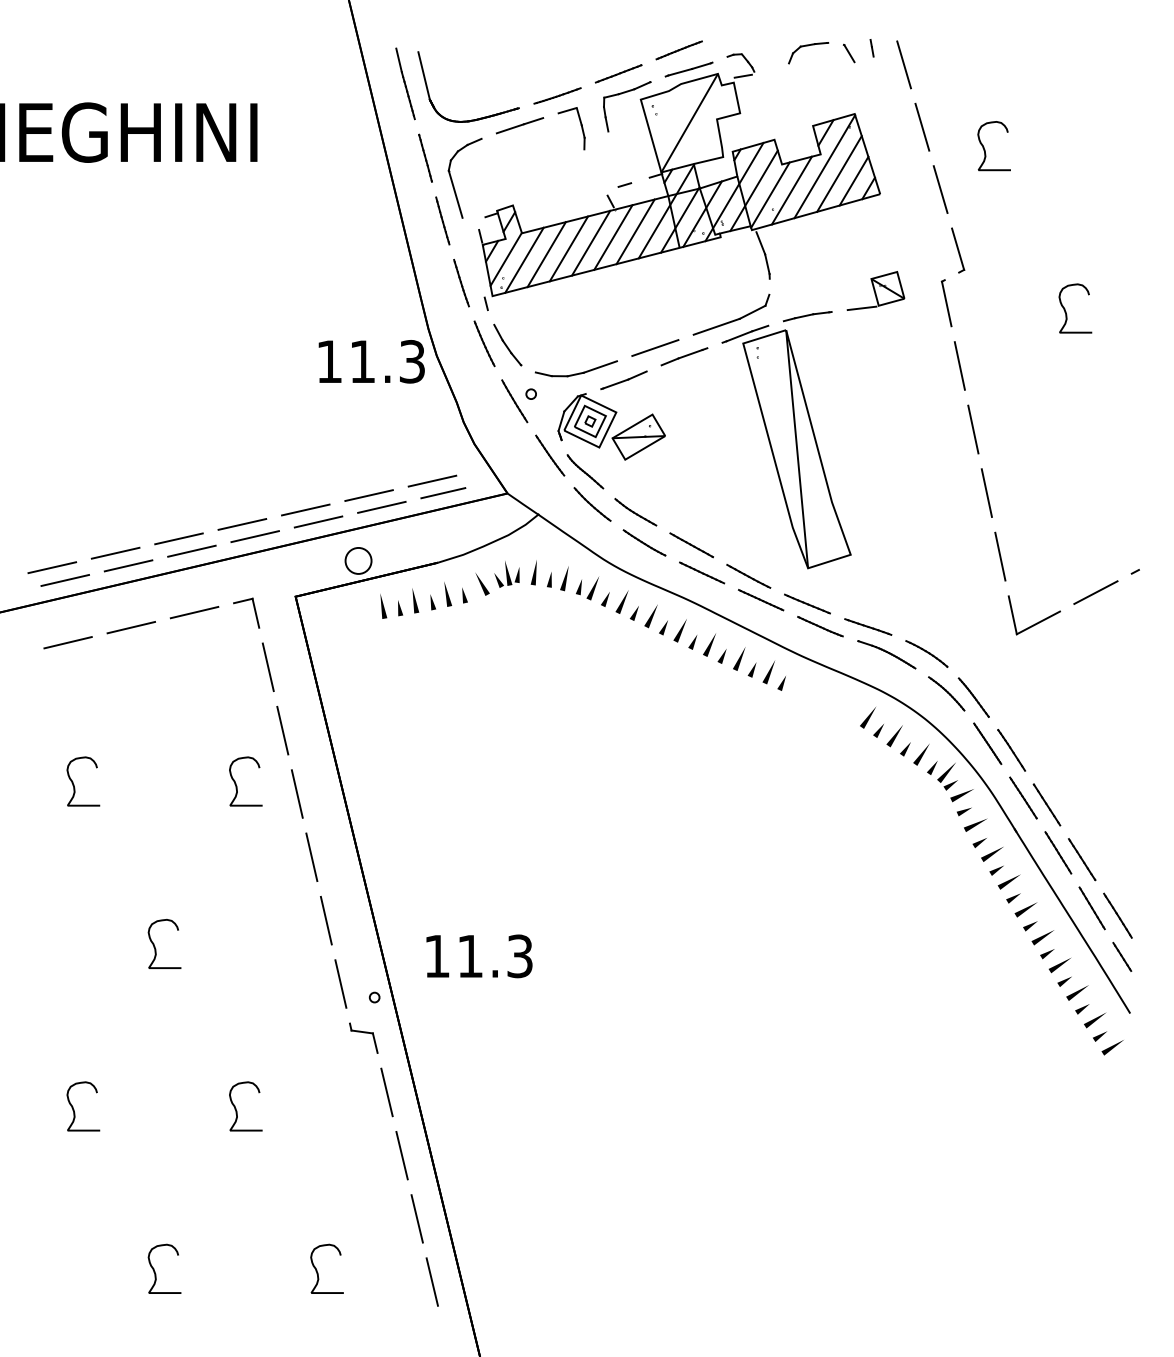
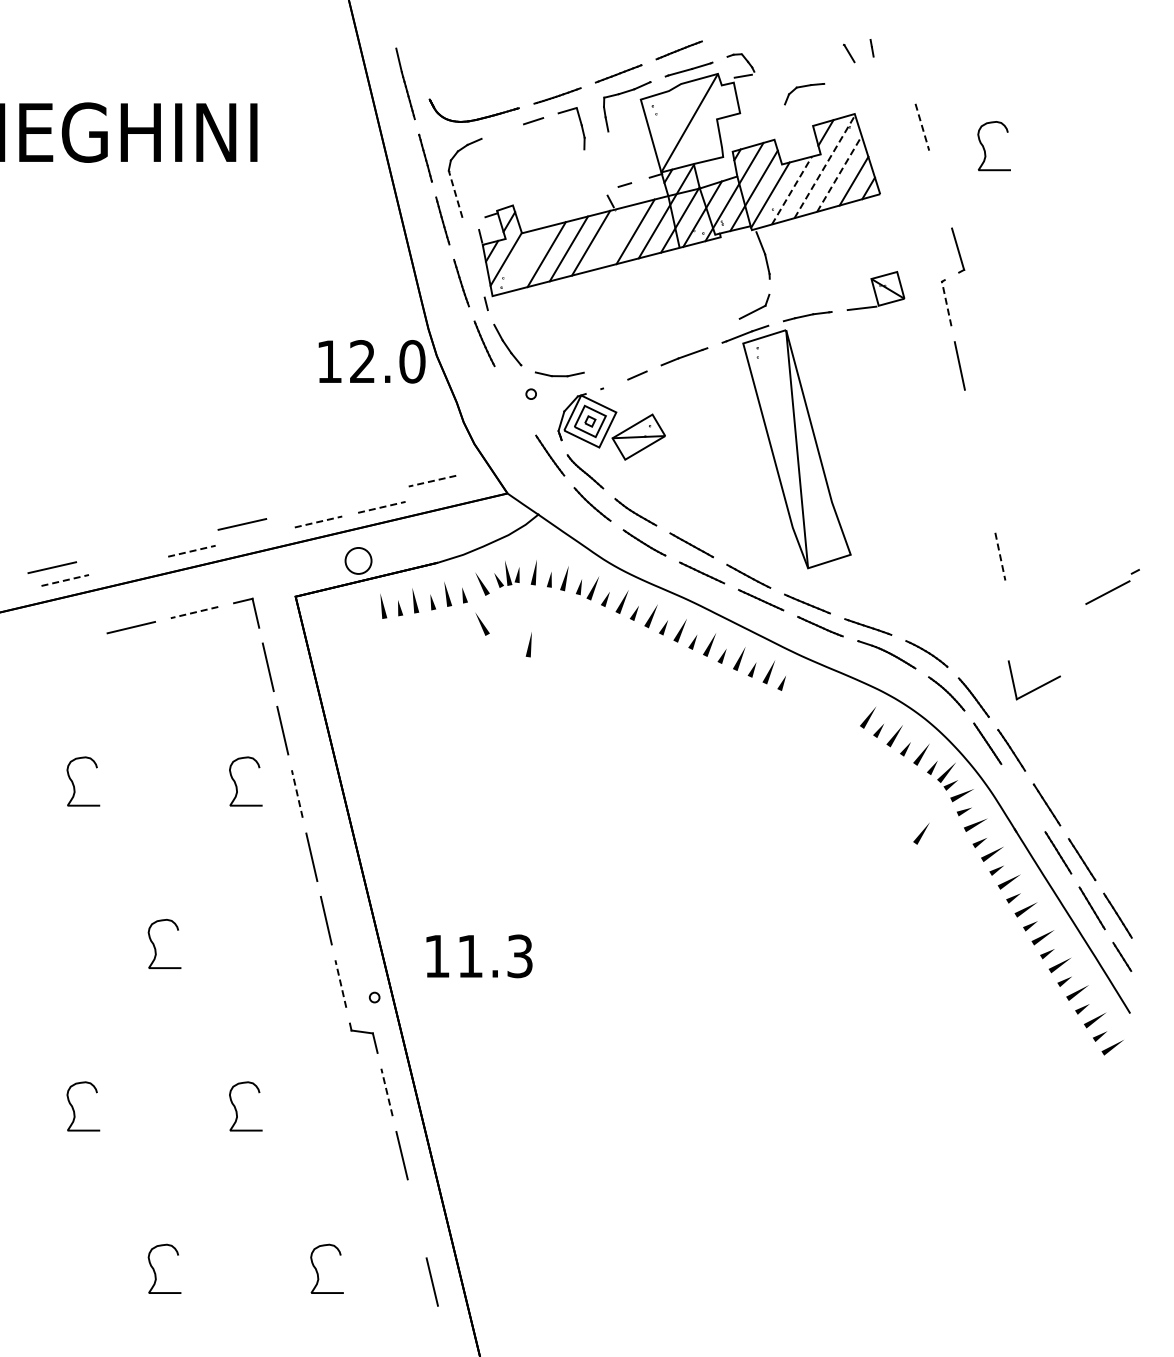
part position: (808, 46) -> (804, 87) (804, 87)
line: present -> none (903, 64)
line: present -> none (423, 75)
line: solid -> dashed (922, 127)
line: present -> none (510, 128)
line: solid -> dashed (824, 166)
line: solid -> dashed (839, 173)
line: present -> none (940, 189)
line: solid -> dashed (792, 190)
line: solid -> dashed (455, 193)
line: present -> none (613, 237)
line: present -> none (524, 259)
line: solid -> dashed (946, 303)
part: present -> none (1066, 311)
line: present -> none (716, 326)
line: present -> none (655, 348)
text: 11.3 -> 12.0 (387, 361)
line: present -> none (600, 366)
line: present -> none (615, 383)
line: present -> none (514, 401)
line: present -> none (973, 429)
line: solid -> dashed (432, 481)
line: present -> none (986, 492)
line: present -> none (443, 493)
line: present -> none (368, 495)
line: solid -> dashed (382, 507)
line: present -> none (305, 509)
line: solid -> dashed (319, 521)
line: present -> none (254, 536)
line: present -> none (178, 538)
line: solid -> dashed (192, 551)
line: present -> none (115, 552)
line: solid -> dashed (1000, 557)
line: present -> none (128, 565)
line: solid -> dashed (65, 580)
line position: (1095, 592) -> (1107, 592) (1107, 592)
line: solid -> dashed (194, 612)
part position: (1036, 622) -> (1036, 687) (1036, 687)
line: none -> present (482, 624)
line: present -> none (67, 642)
line: none -> present (528, 644)
line: solid -> dashed (297, 793)
line: present -> none (1023, 797)
line: none -> present (921, 833)
line: solid -> dashed (340, 983)
line: solid -> dashed (386, 1091)
line: present -> none (416, 1218)
